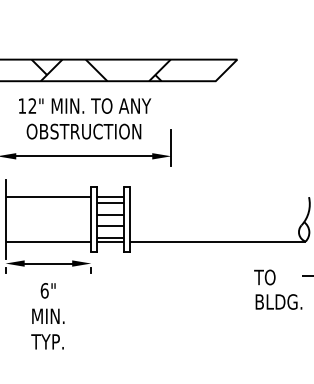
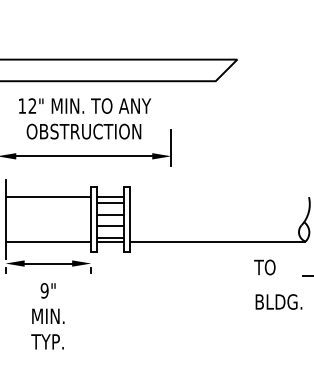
hatch: present -> none (100, 70)
text position: (264, 277) -> (264, 267) (264, 267)
text: 6" -> 9" (44, 290)
